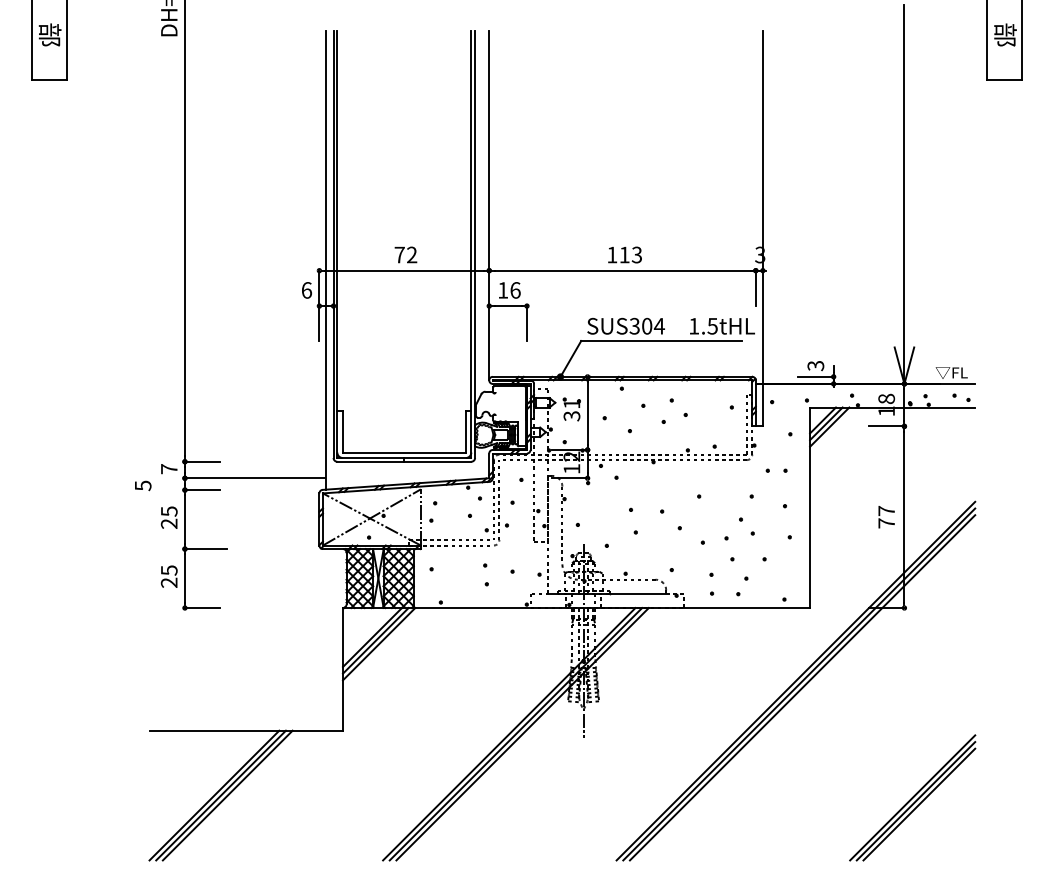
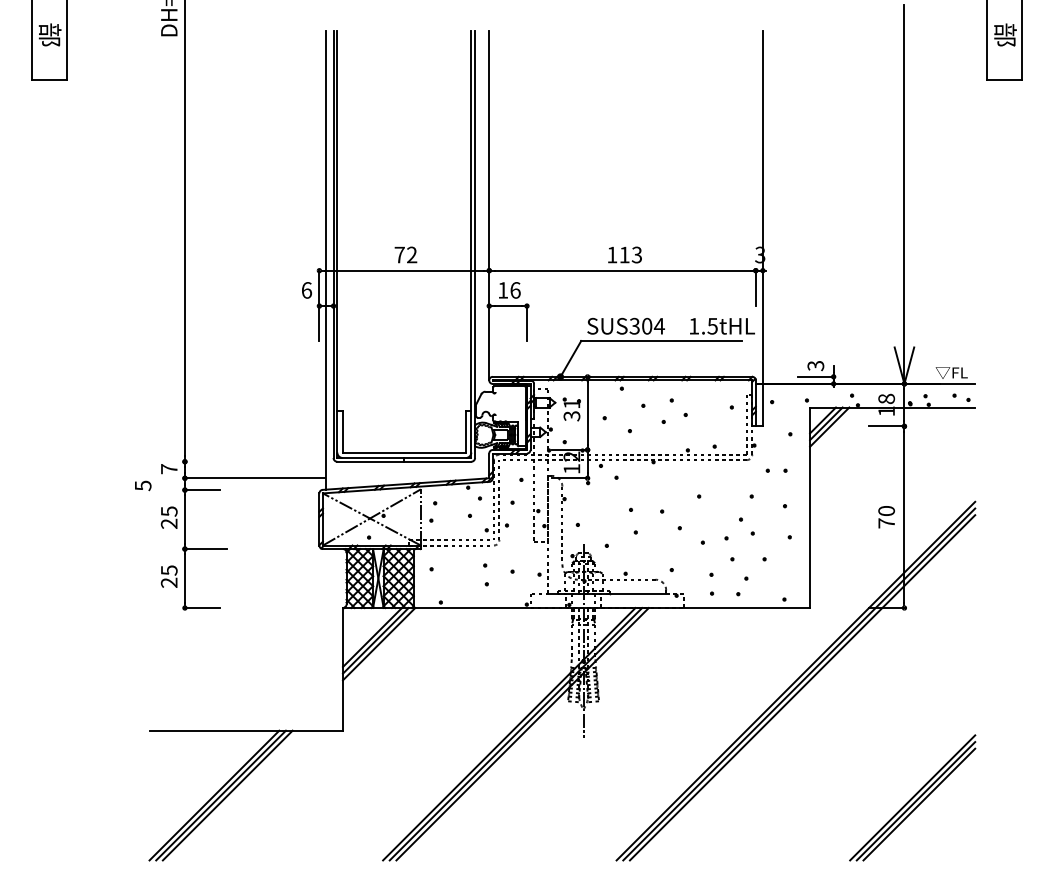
line: present -> none (202, 461)
text: 77 -> 70 (886, 511)
